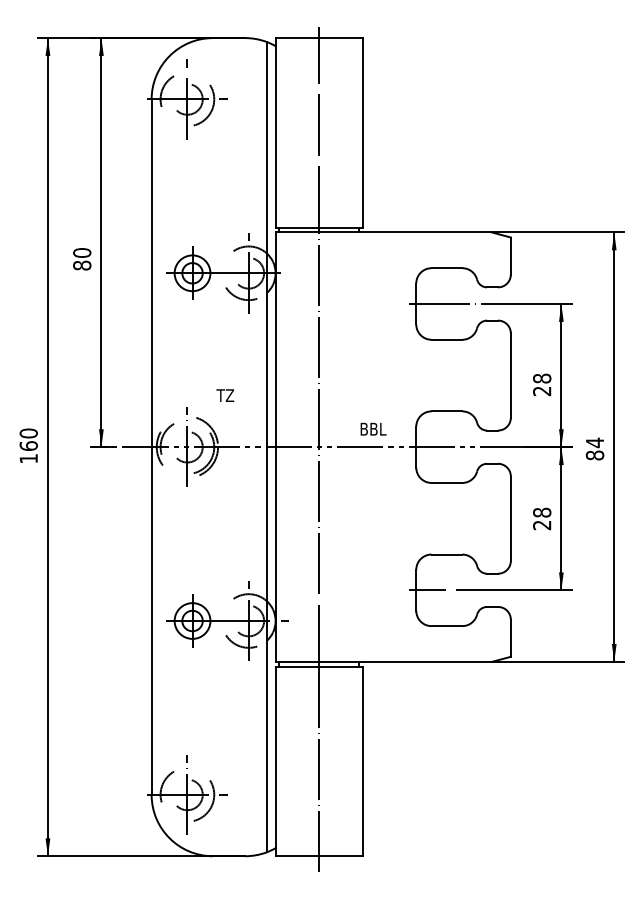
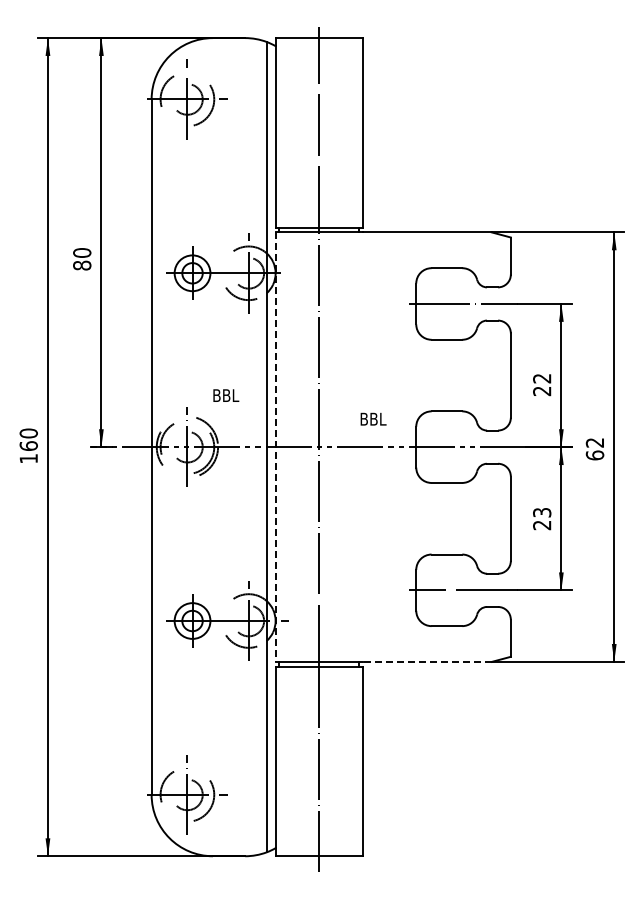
text: 28 -> 22 (542, 378)
text: TZ -> BBL (226, 395)
text position: (373, 428) -> (373, 418) (373, 418)
line: solid -> dashed (275, 447)
text: 84 -> 62 (594, 448)
text: 28 -> 23 (542, 512)
line: solid -> dashed (427, 661)
